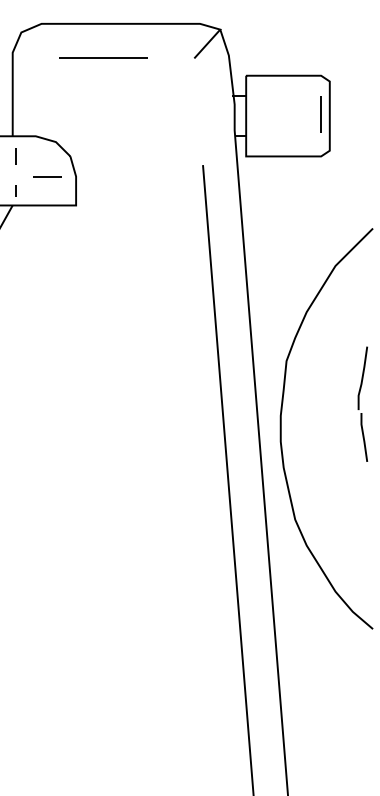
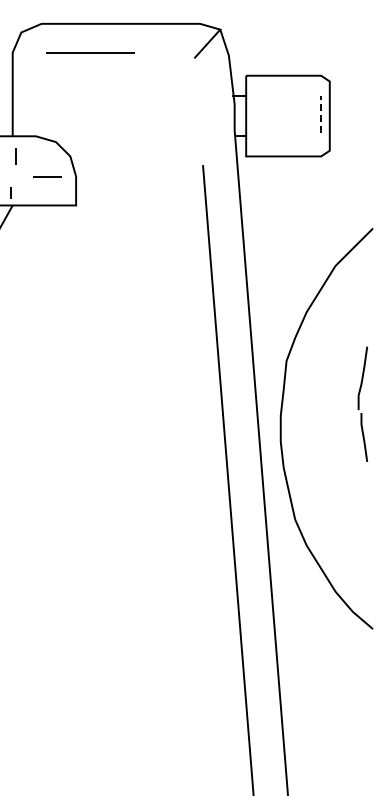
line position: (103, 57) -> (90, 52) (90, 52)
line: solid -> dashed (321, 114)
line position: (15, 190) -> (10, 192) (10, 192)
